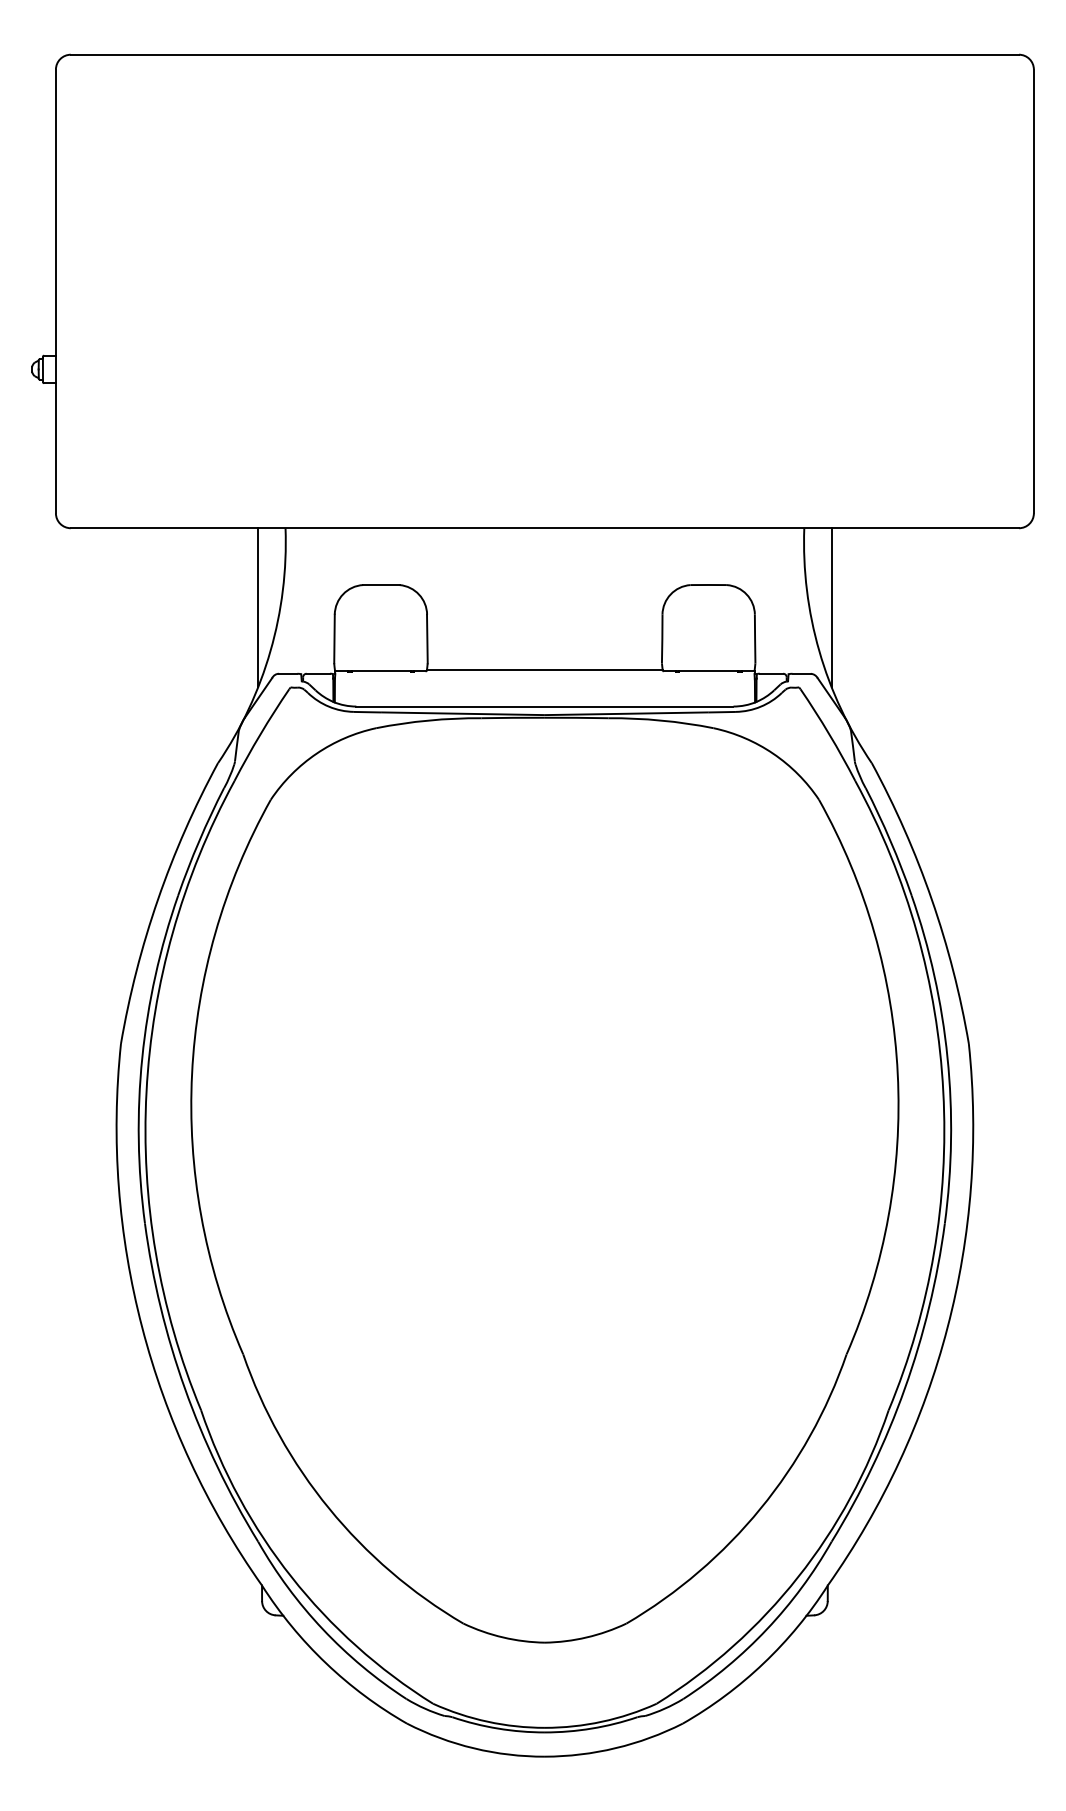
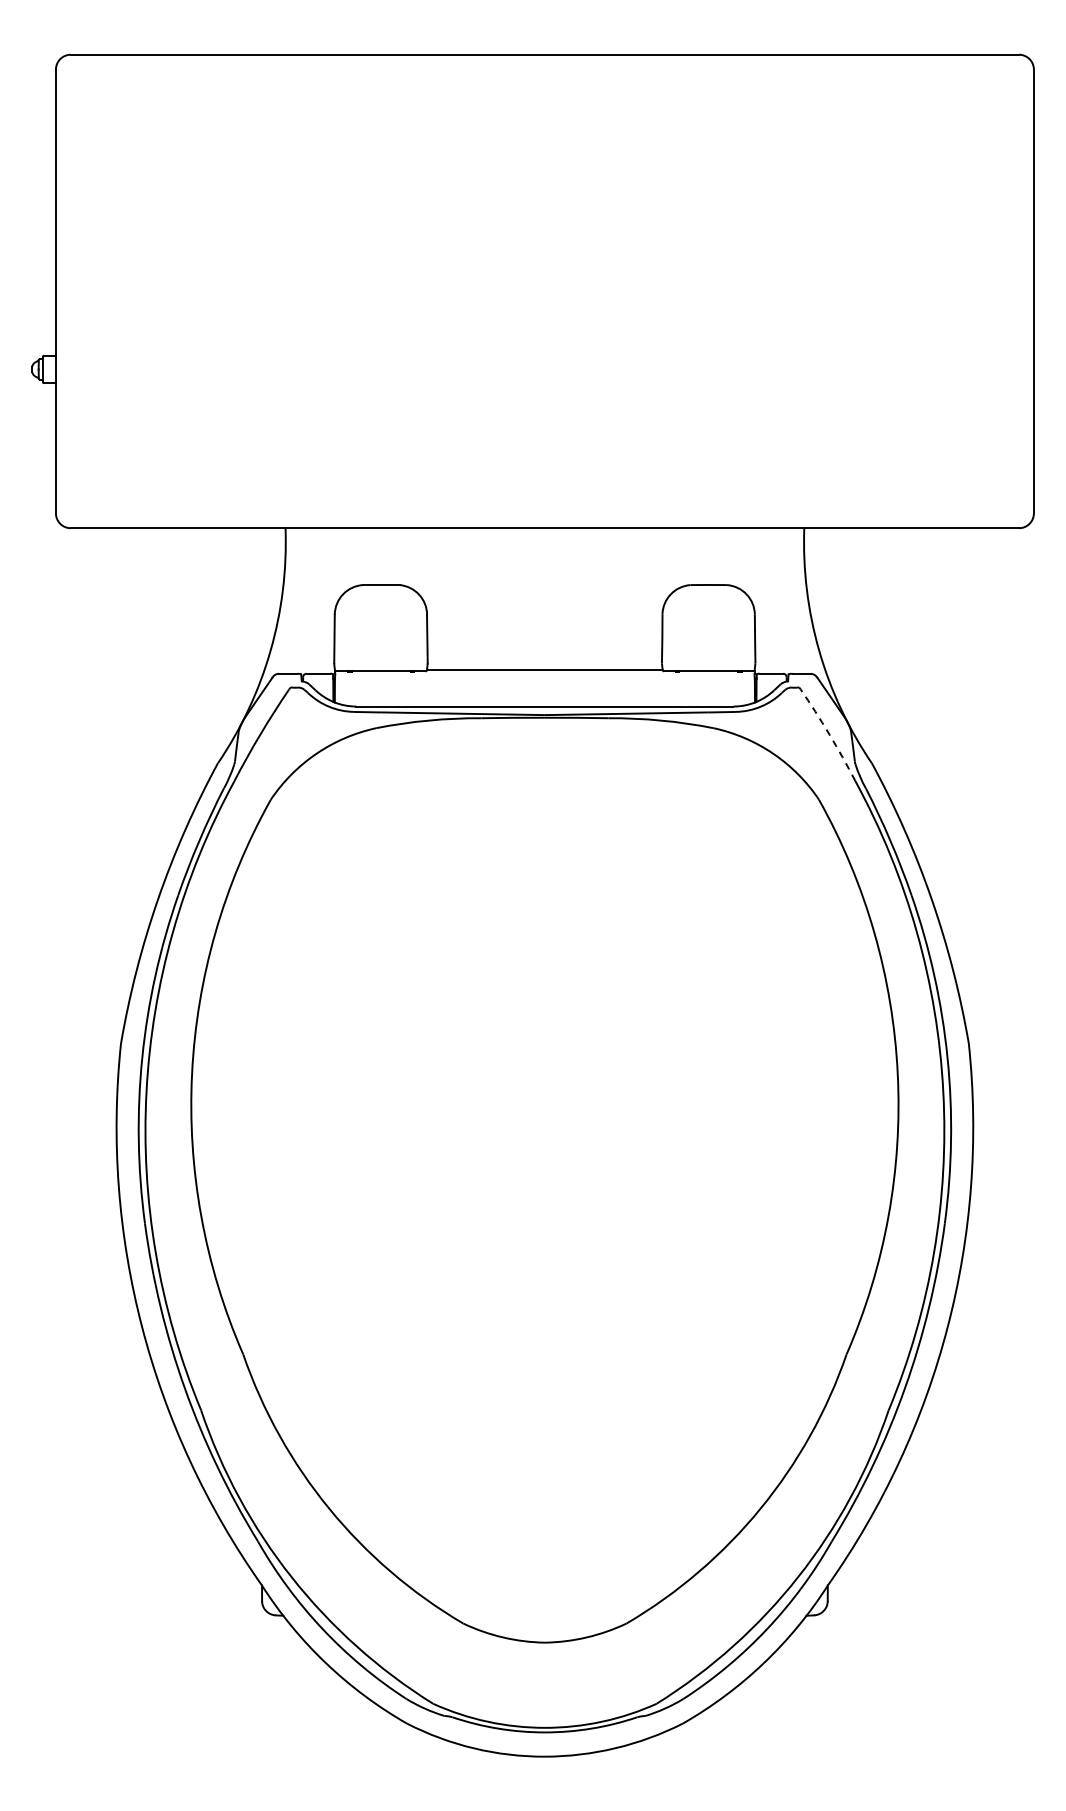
line: present -> none (258, 607)
line: present -> none (831, 607)
arc: solid -> dashed (829, 734)
